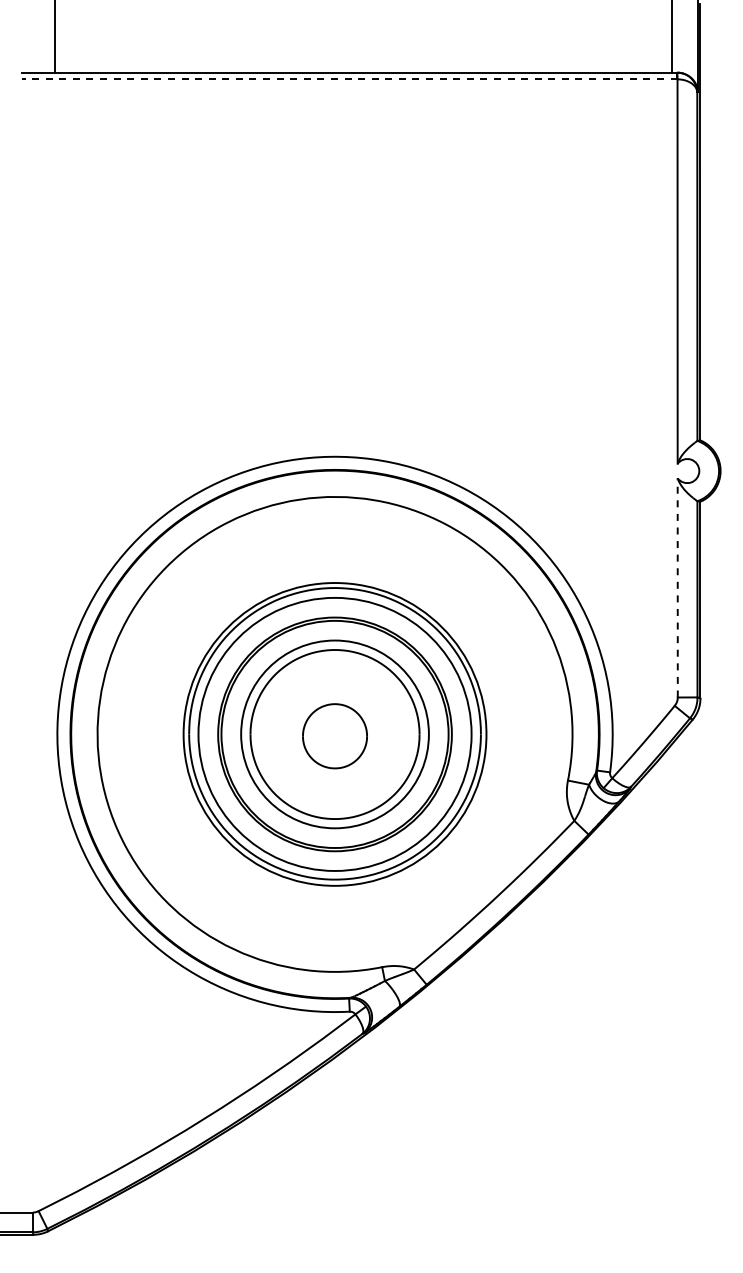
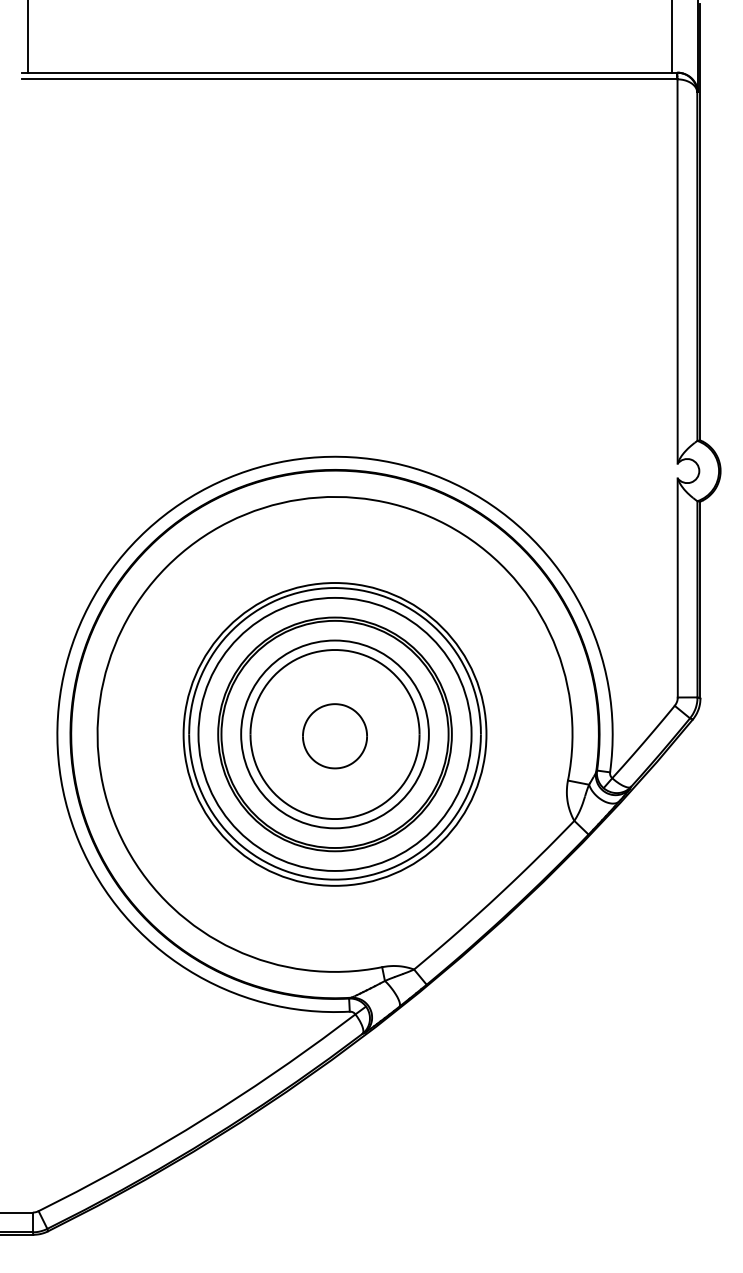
line position: (55, 37) -> (28, 37) (28, 37)
line: dashed -> solid (349, 79)
line: dashed -> solid (677, 587)
